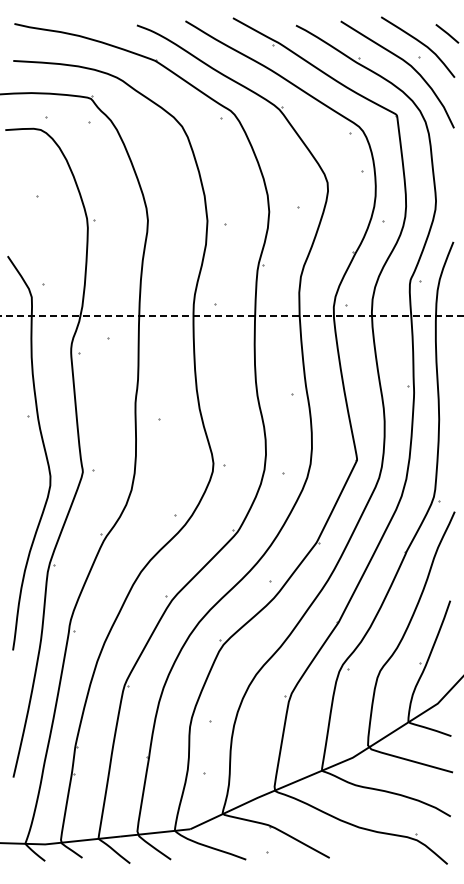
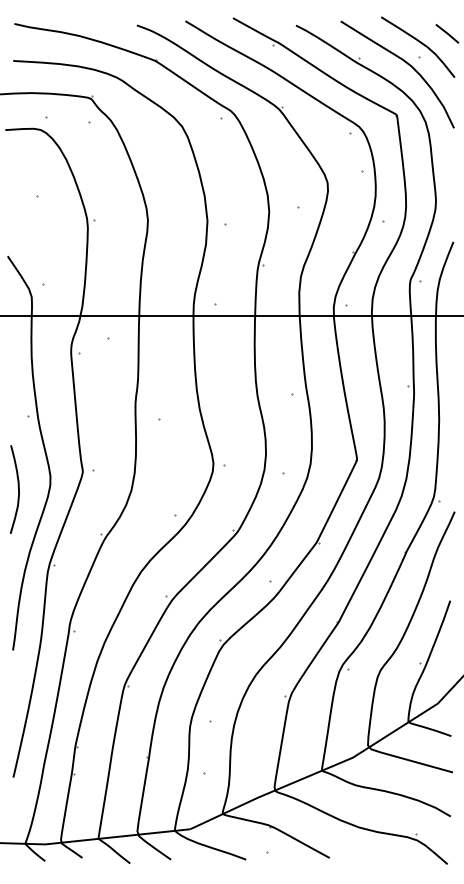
line: dashed -> solid (233, 316)
curve: none -> present (18, 489)
